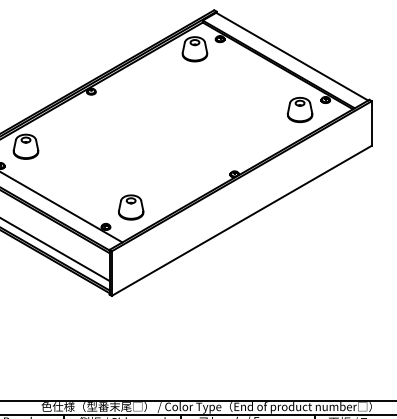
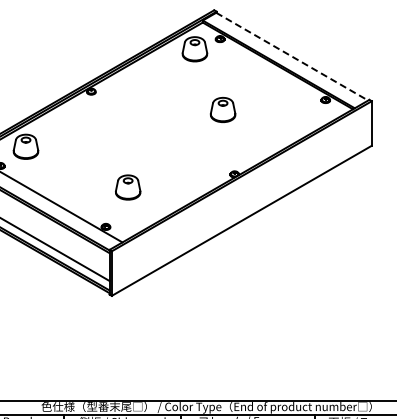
line: solid -> dashed (292, 56)
part position: (299, 109) -> (222, 109) (222, 109)
part position: (131, 207) -> (128, 187) (128, 187)
